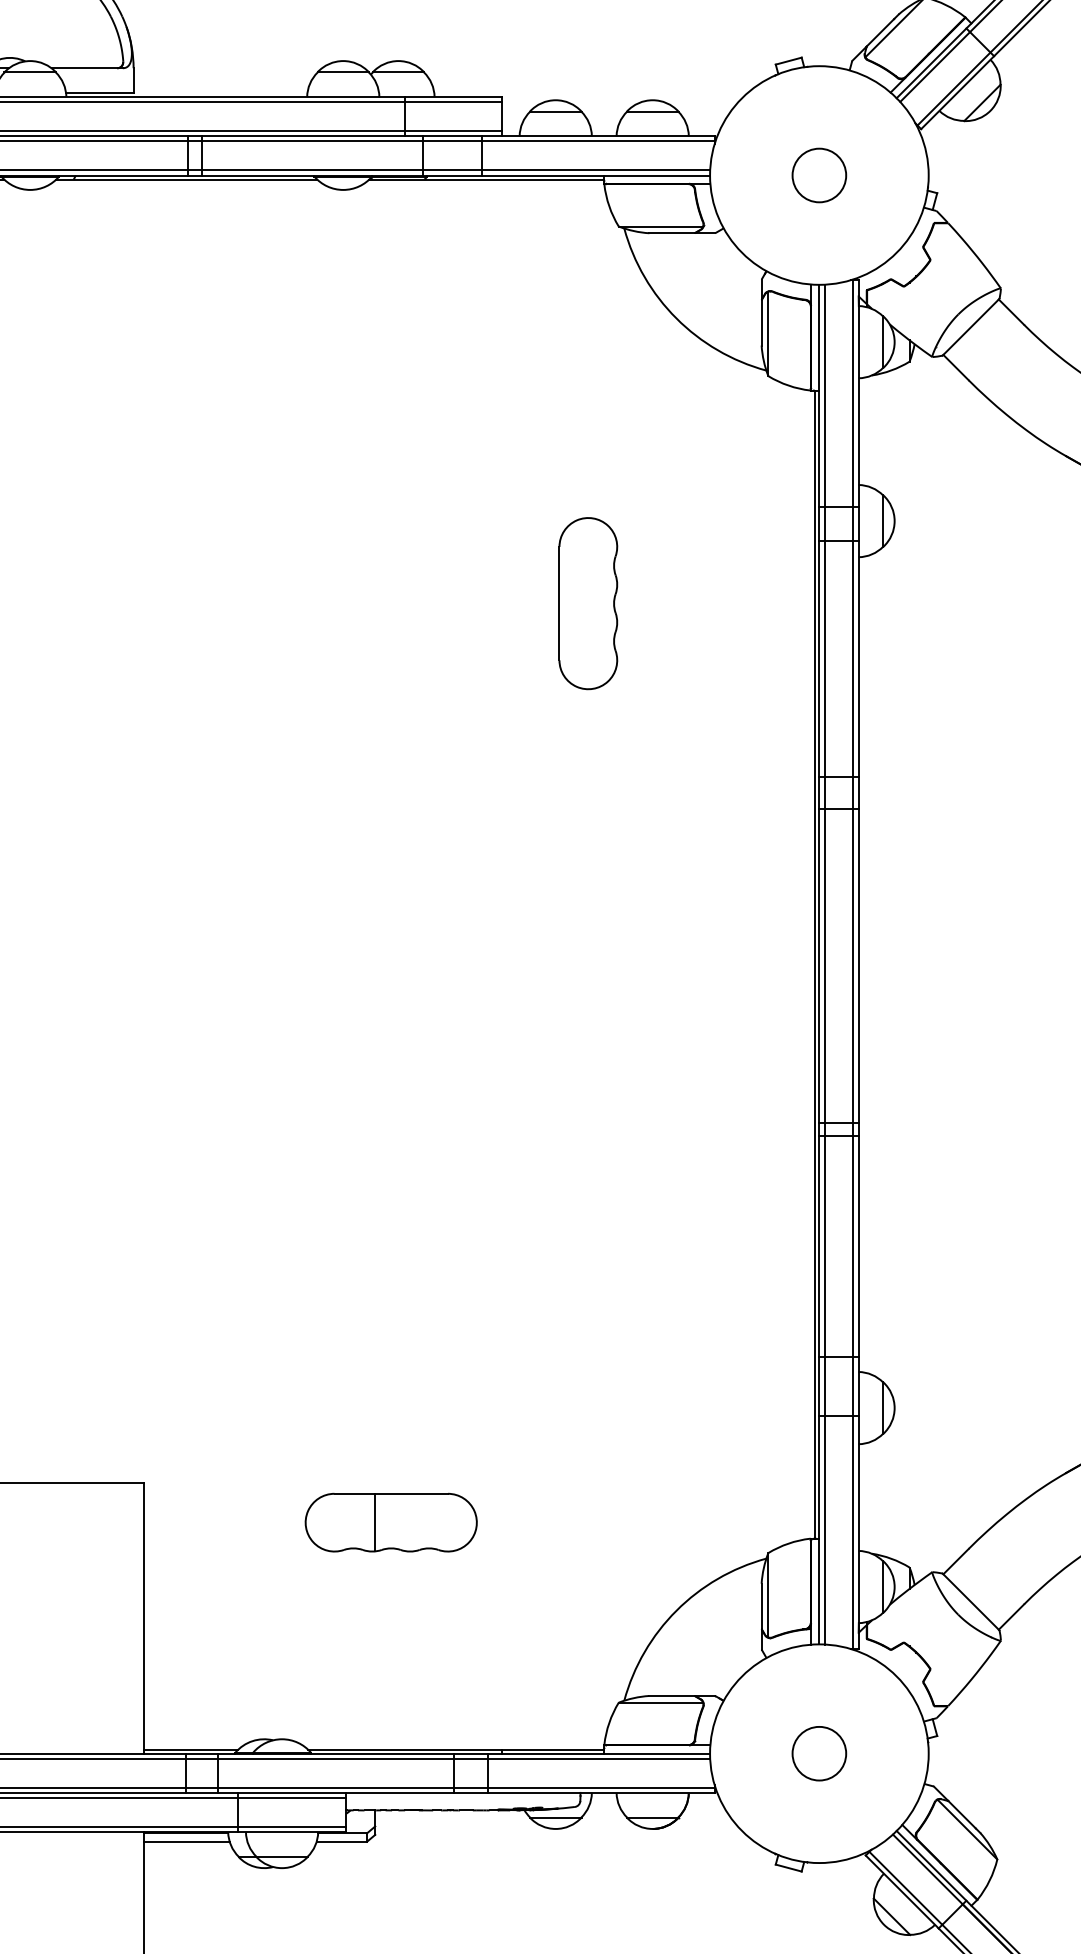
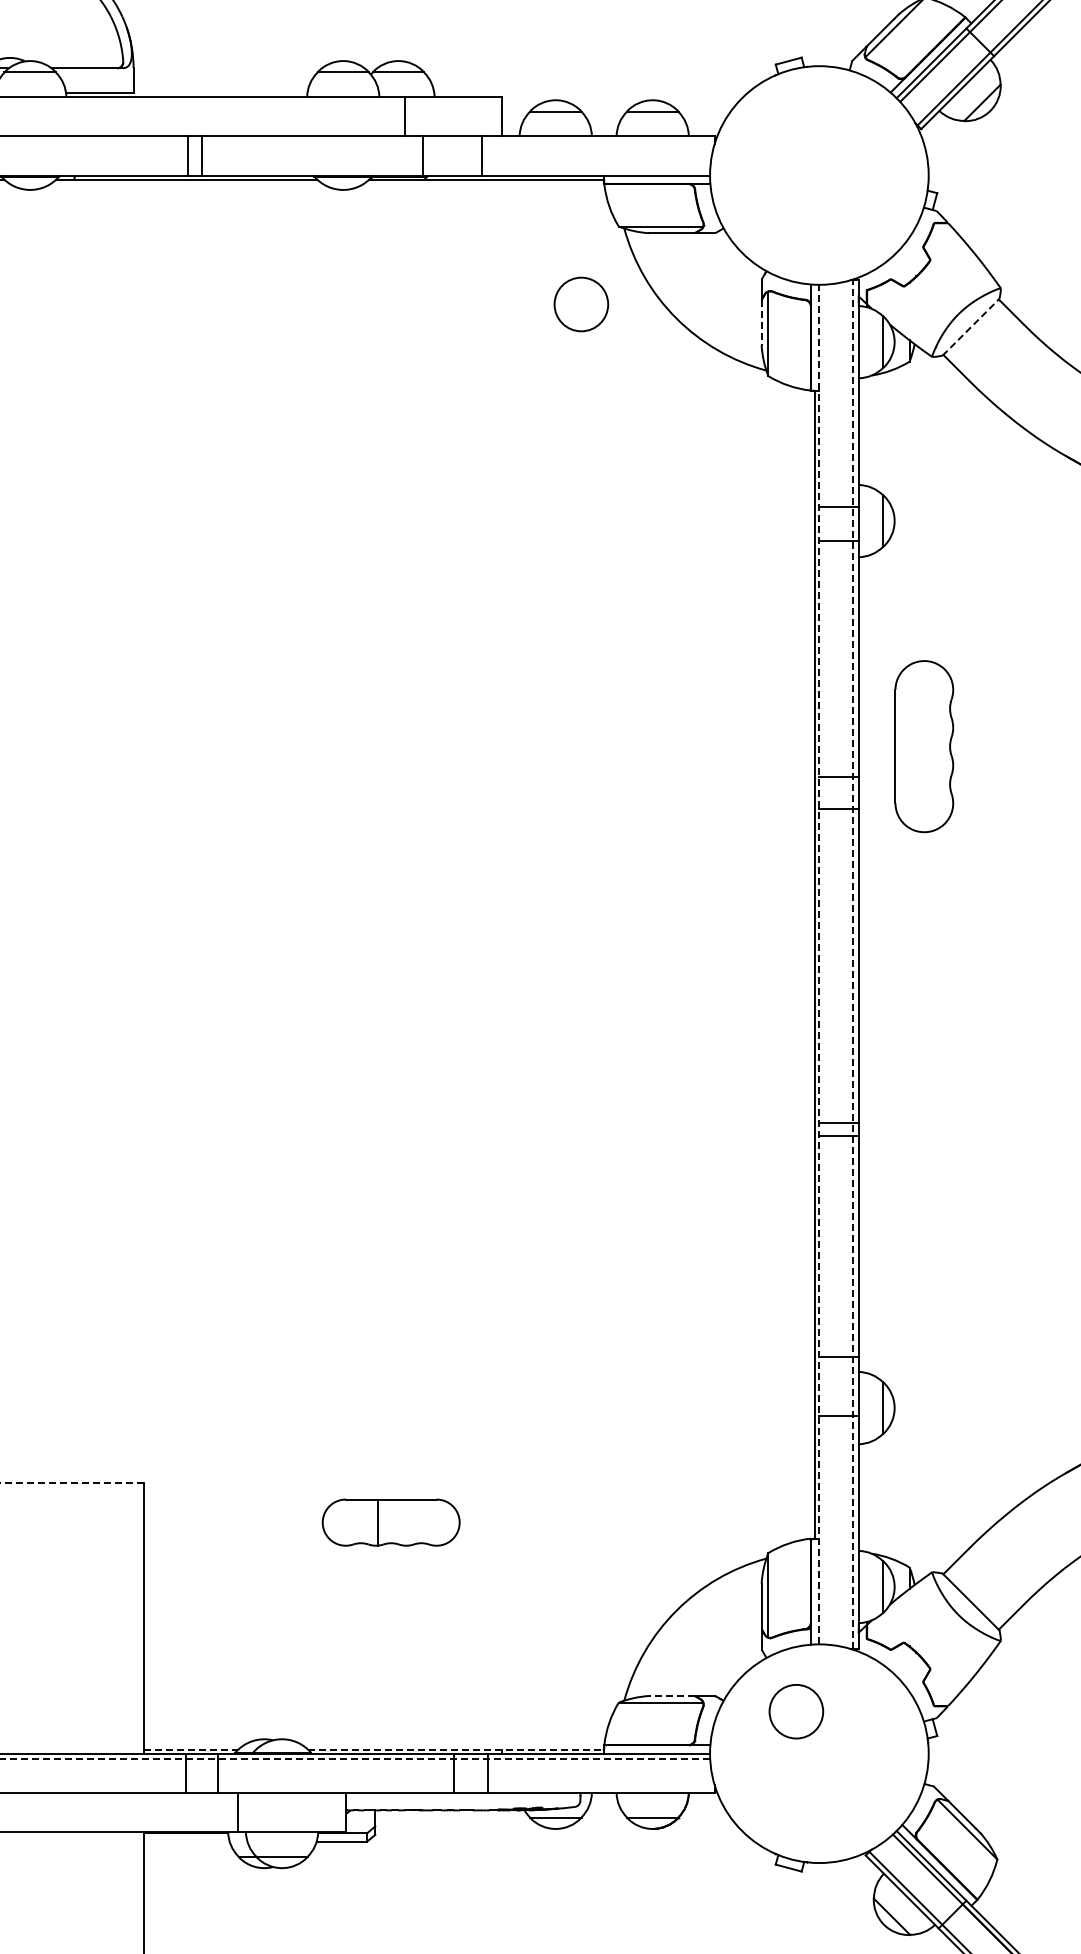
line: present -> none (252, 102)
line: present -> none (252, 131)
line: present -> none (358, 141)
line: present -> none (356, 170)
circle position: (819, 175) -> (581, 304) (581, 304)
line: solid -> dashed (761, 322)
line: solid -> dashed (971, 326)
part position: (588, 603) -> (924, 746) (924, 746)
line: solid -> dashed (819, 964)
line: present -> none (824, 964)
line: solid -> dashed (853, 964)
line: solid -> dashed (71, 1483)
part size: 174x61 px -> 140x49 px (390, 1522)
line: solid -> dashed (671, 1695)
line: solid -> dashed (191, 1749)
line: solid -> dashed (456, 1749)
circle position: (819, 1753) -> (796, 1711) (796, 1711)
line: solid -> dashed (355, 1758)
line: present -> none (358, 1787)
line: present -> none (174, 1798)
line: present -> none (174, 1826)
line: present -> none (186, 1841)
